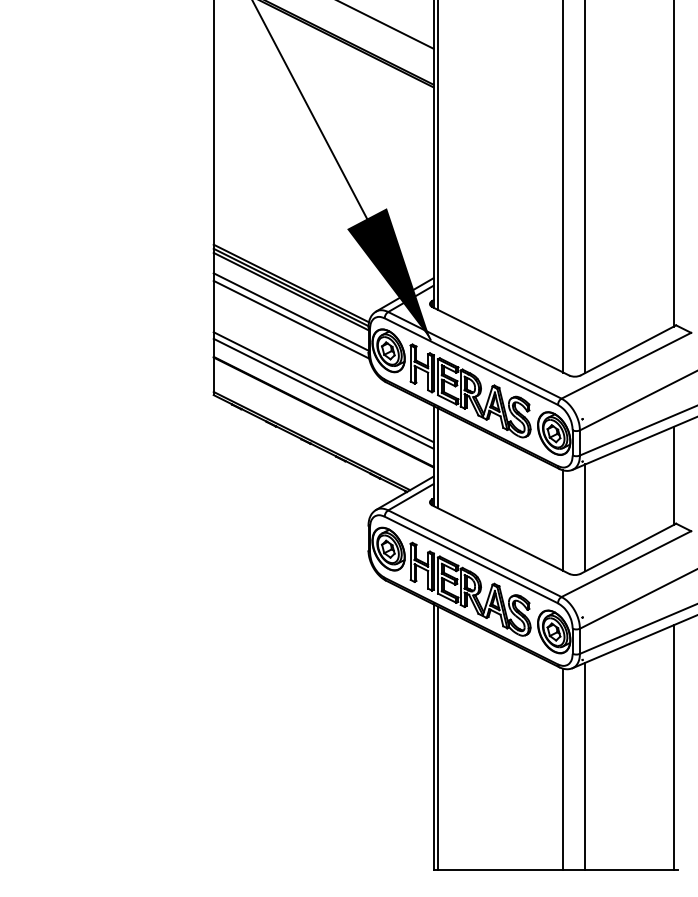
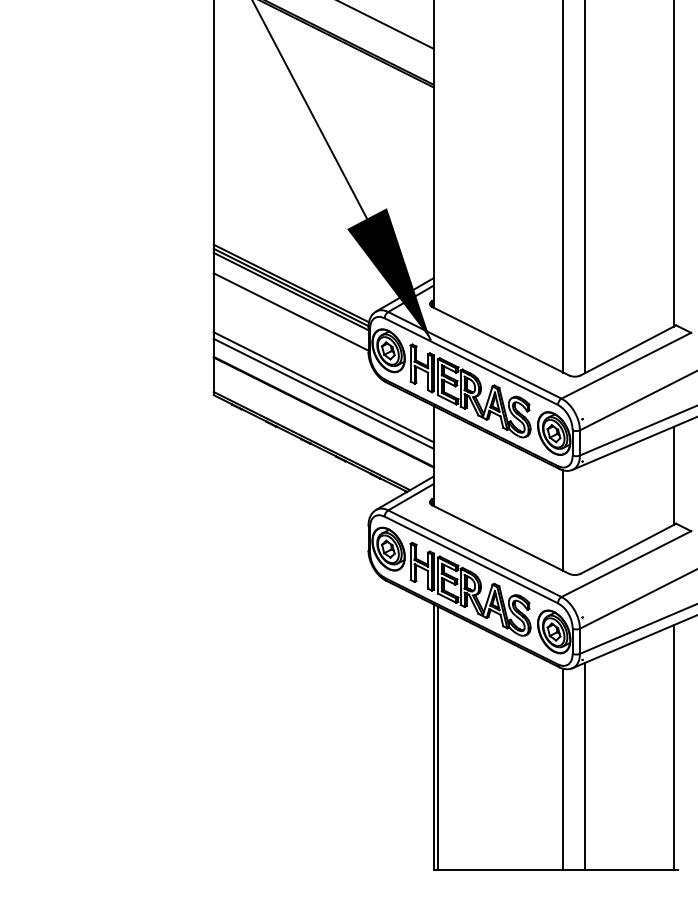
line: present -> none (438, 156)
line: present -> none (291, 319)
line: present -> none (438, 458)
line: present -> none (585, 517)
